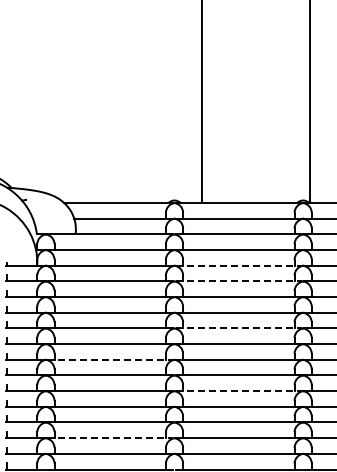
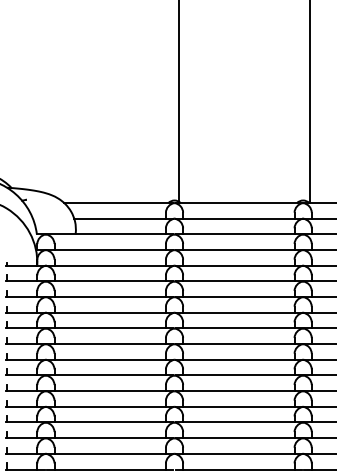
line position: (201, 101) -> (178, 101) (178, 101)
line: dashed -> solid (239, 265)
line: dashed -> solid (239, 281)
line: dashed -> solid (239, 328)
line: dashed -> solid (110, 359)
line: dashed -> solid (239, 391)
line: dashed -> solid (110, 438)
